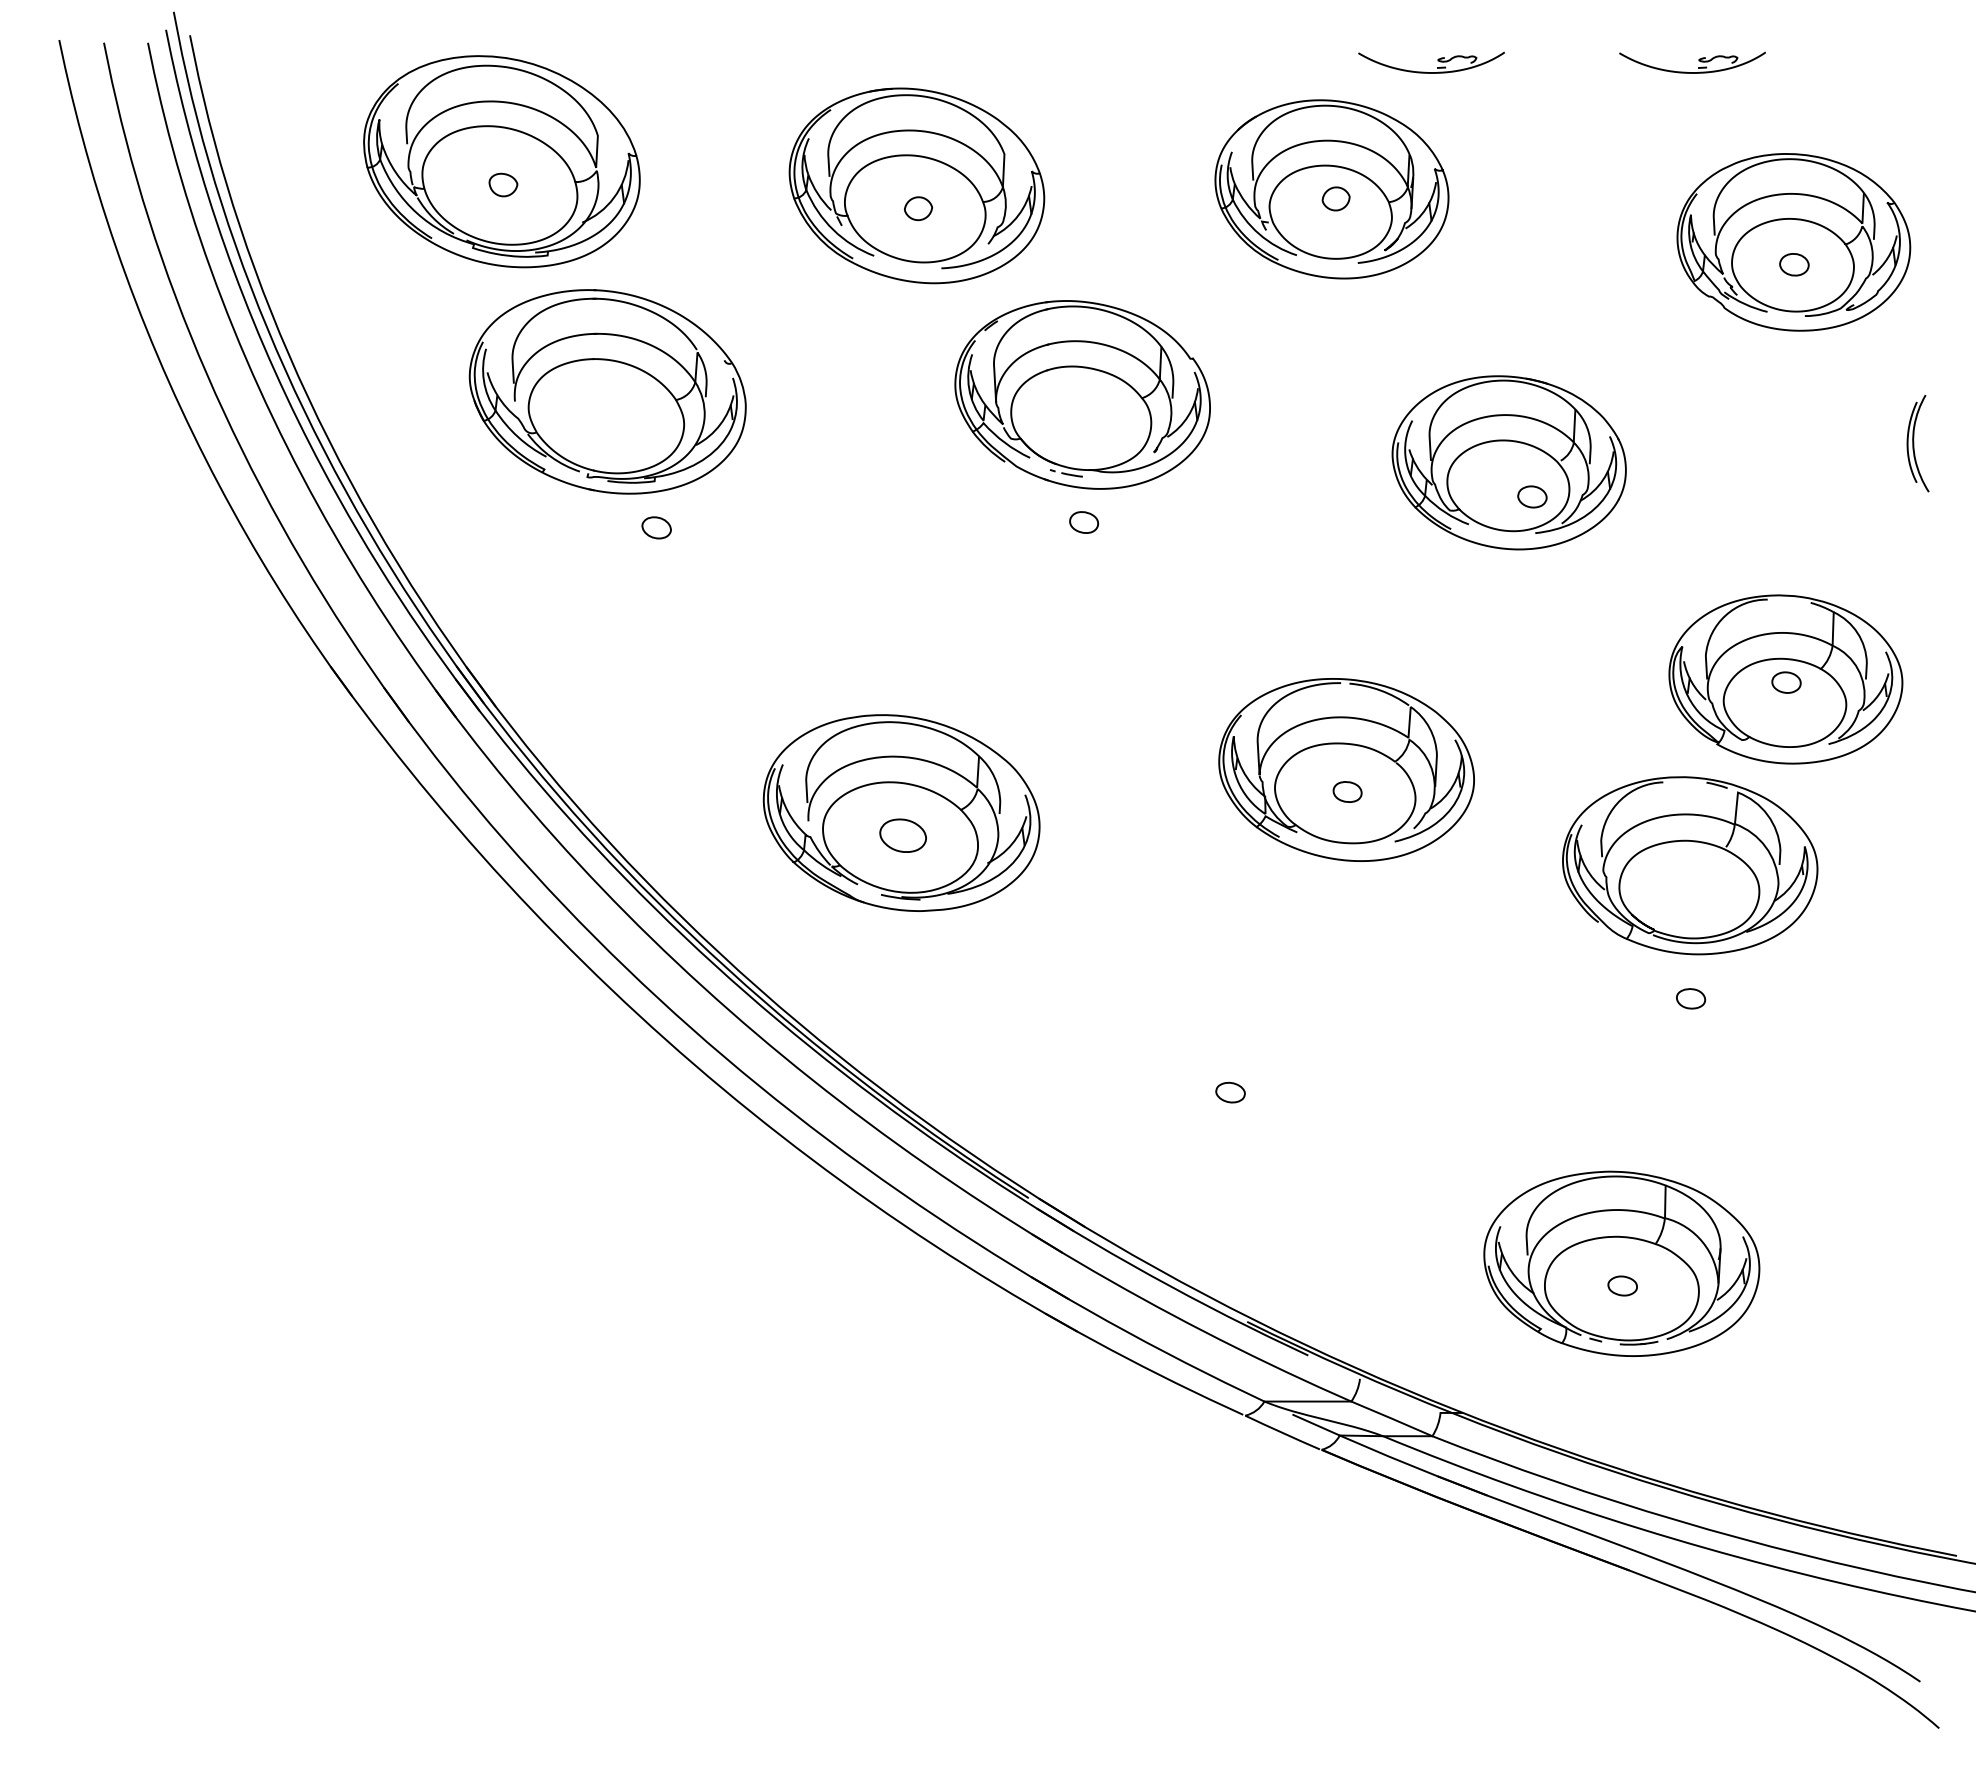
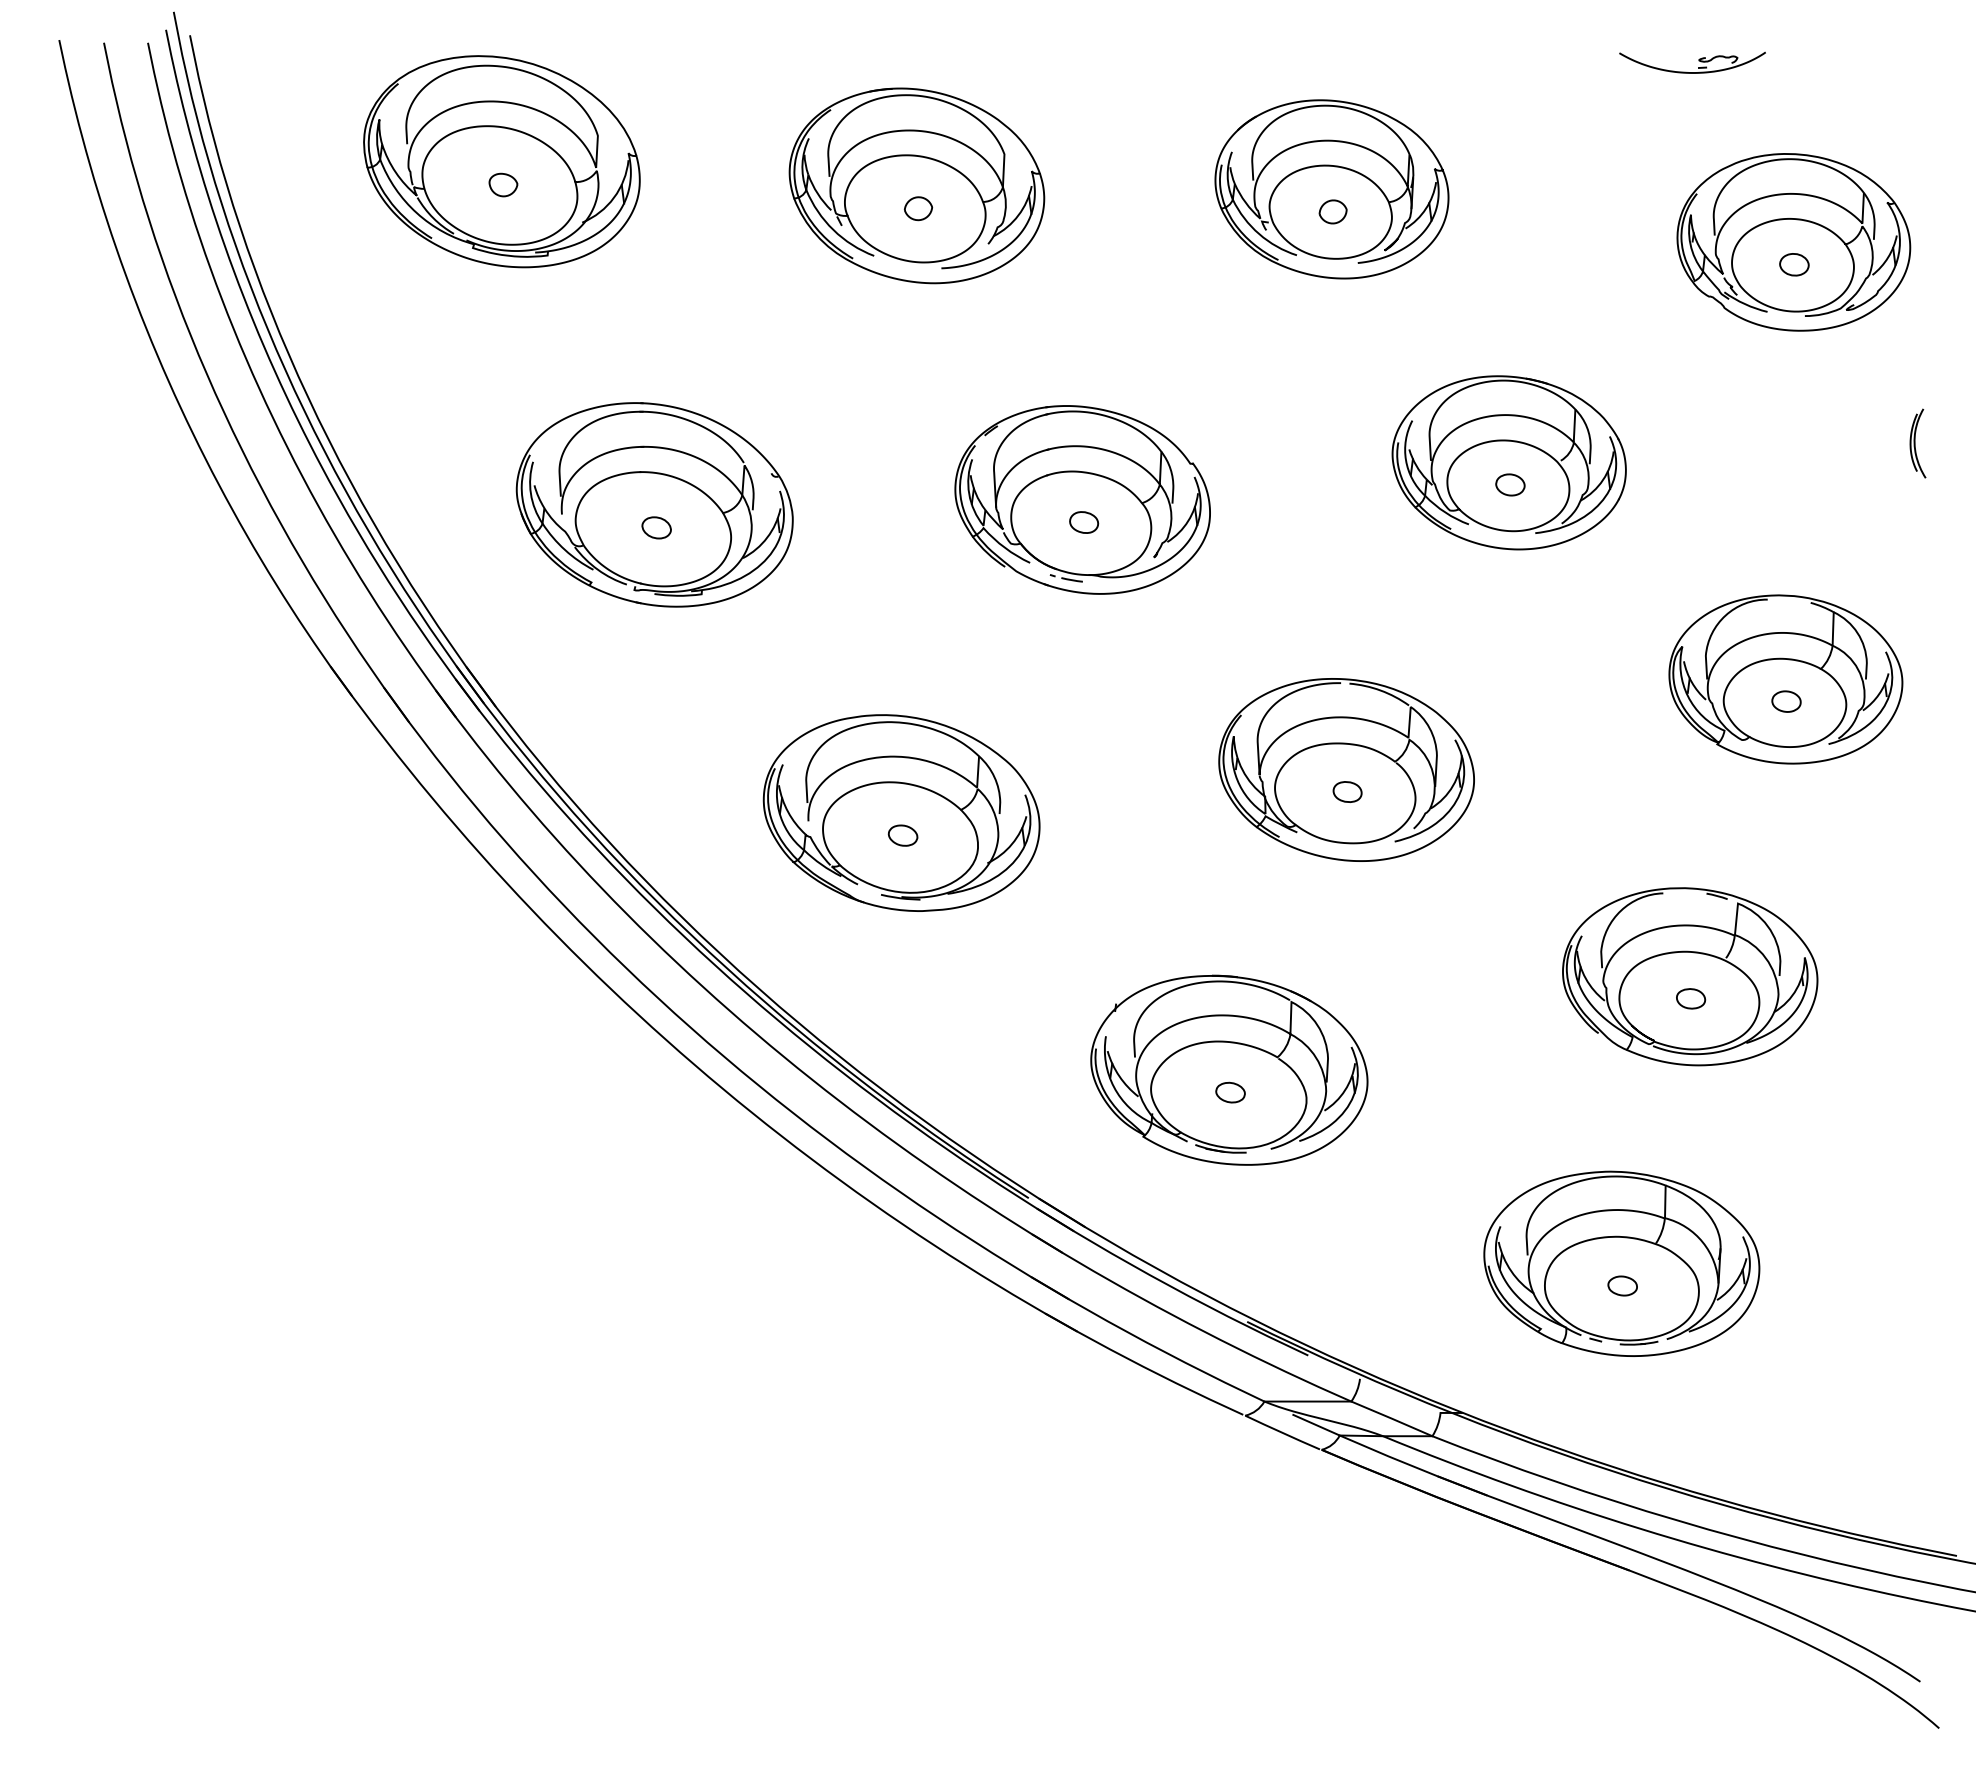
part: present -> none (1437, 60)
part position: (1335, 198) -> (1332, 211) (1332, 211)
part position: (607, 391) -> (654, 504) (654, 504)
part position: (1082, 394) -> (1082, 499) (1082, 499)
part size: 24x98 px -> 18x71 px (1917, 443)
part position: (1532, 496) -> (1510, 484) (1510, 484)
part position: (1786, 682) -> (1786, 701) (1786, 701)
part size: 48x35 px -> 32x23 px (902, 835)
part position: (1690, 865) -> (1690, 976) (1690, 976)
part: none -> present (1229, 1069)
